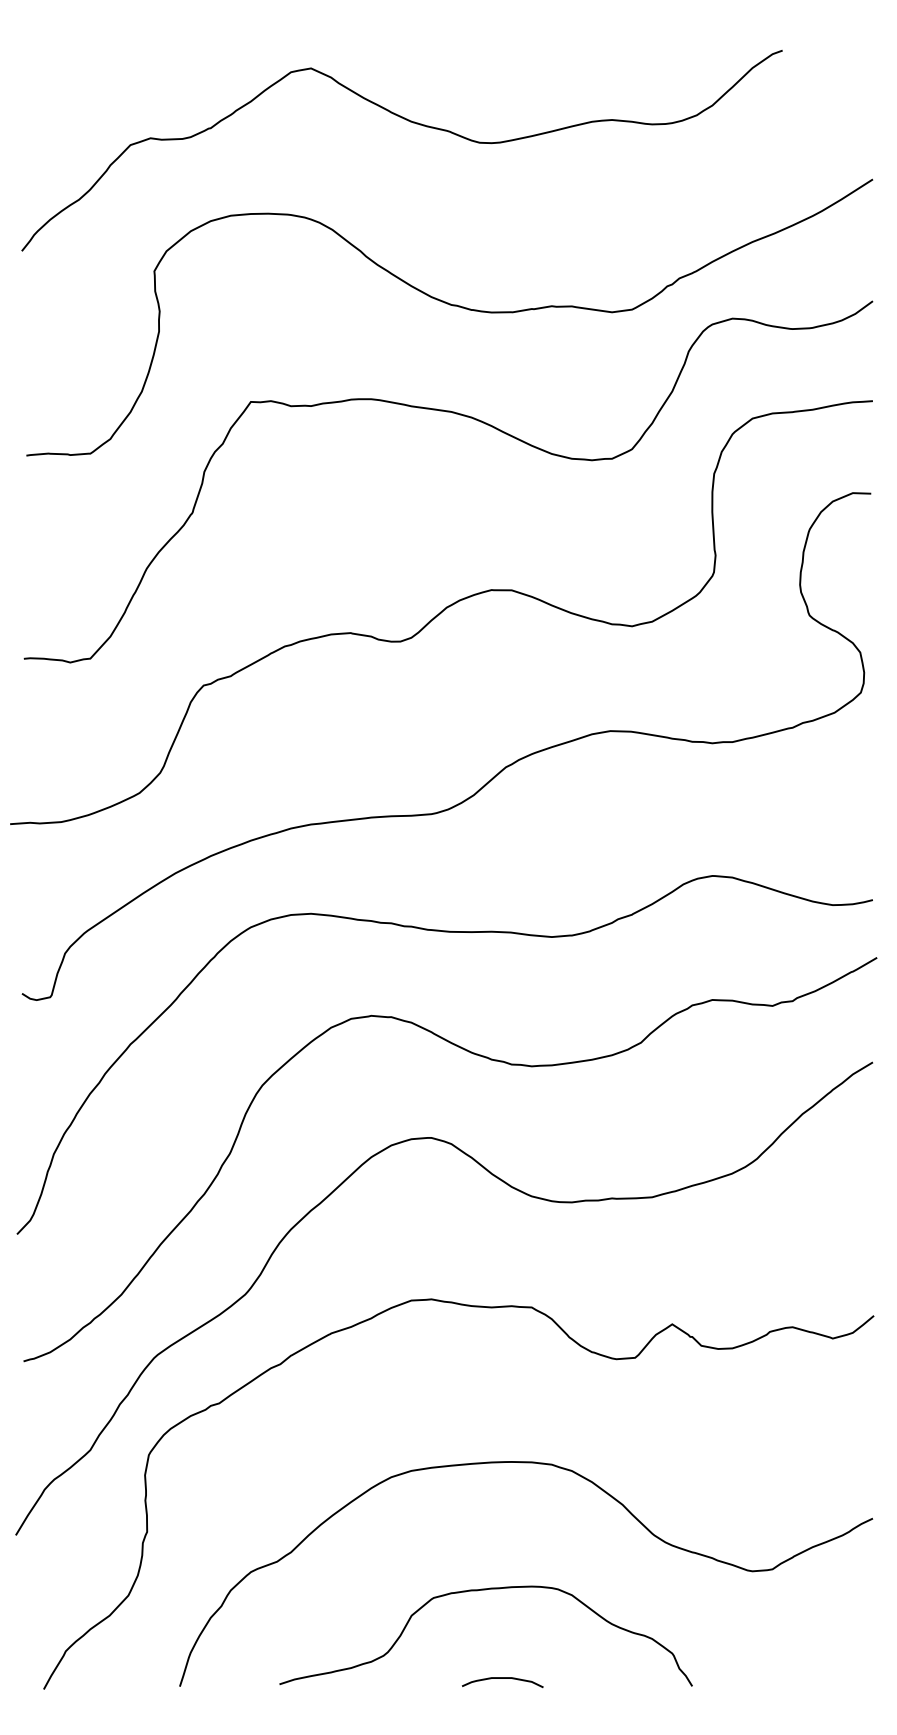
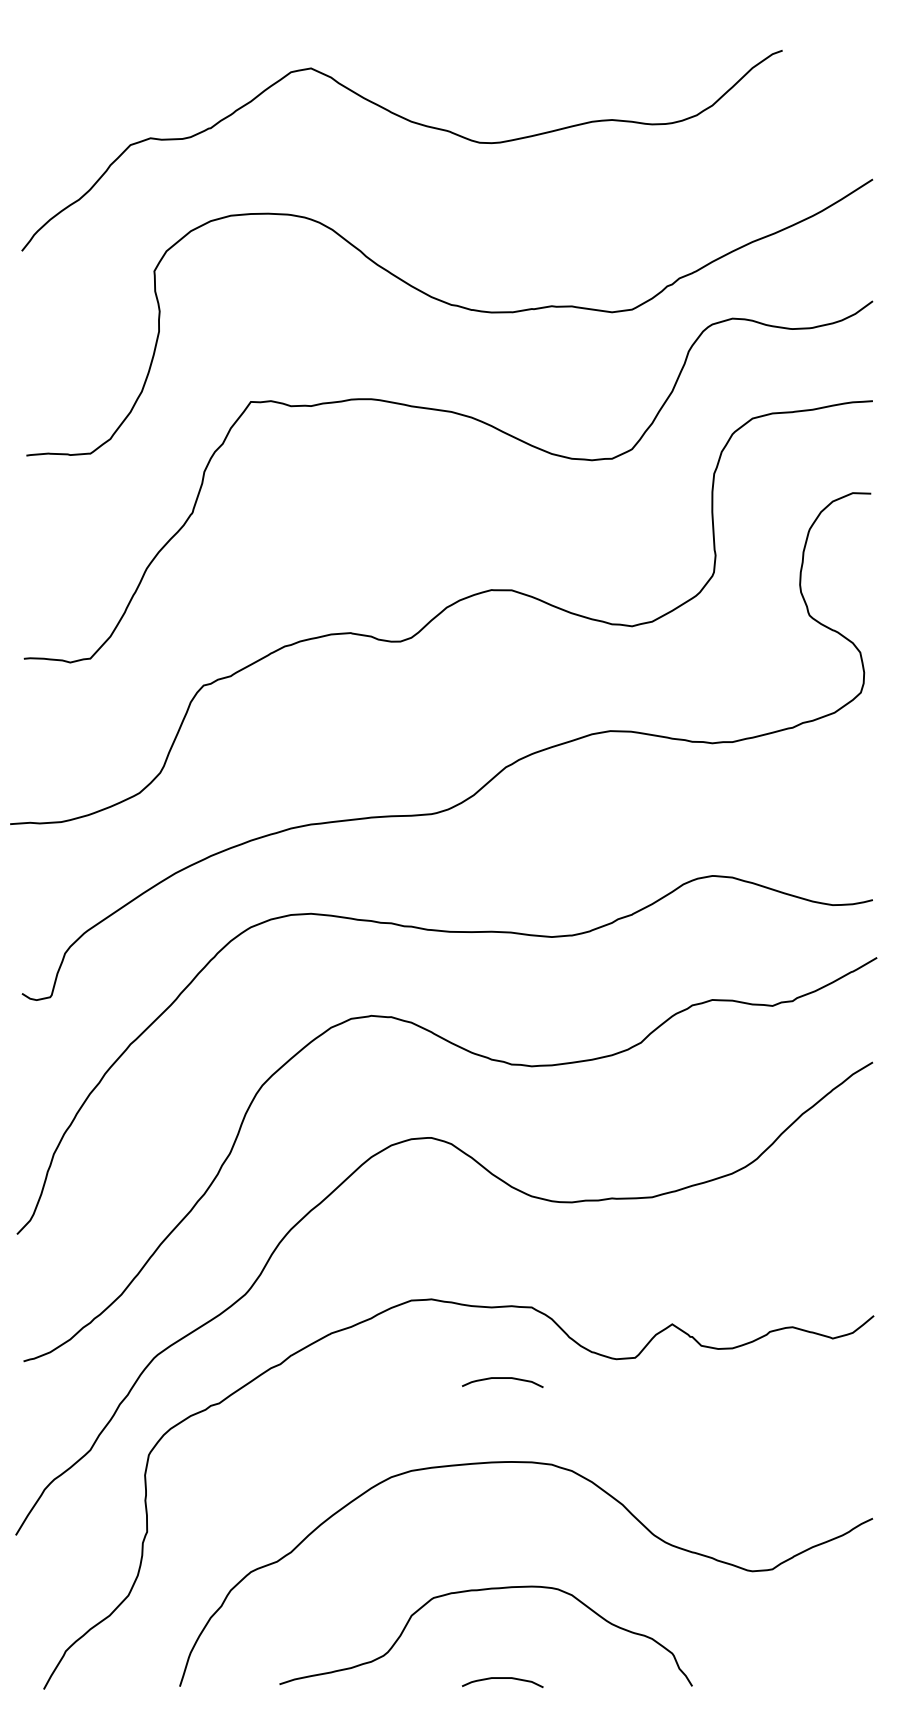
curve: none -> present (502, 1378)
